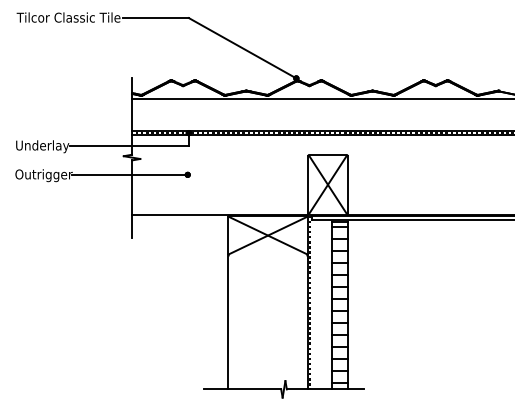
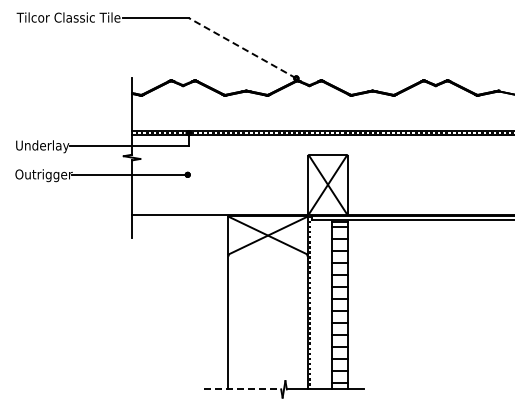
line: solid -> dashed (242, 48)
line: present -> none (321, 98)
line: solid -> dashed (242, 389)
